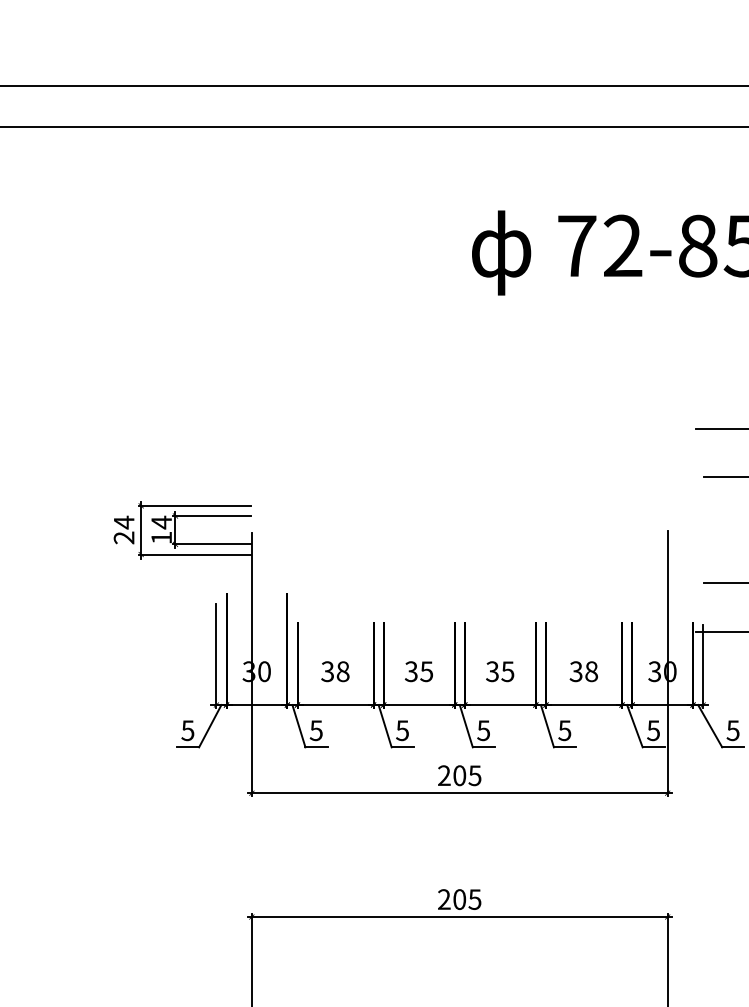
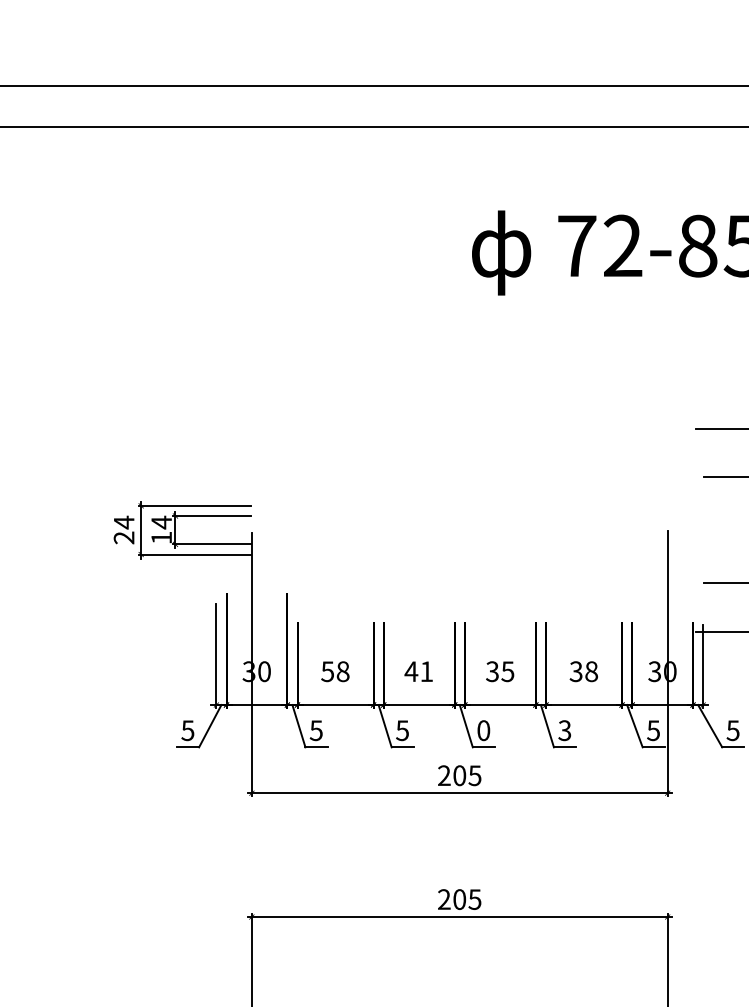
text: 38 -> 58 (327, 671)
text: 35 -> 41 (418, 671)
text: 5 -> 0 (483, 730)
text: 5 -> 3 (565, 730)
